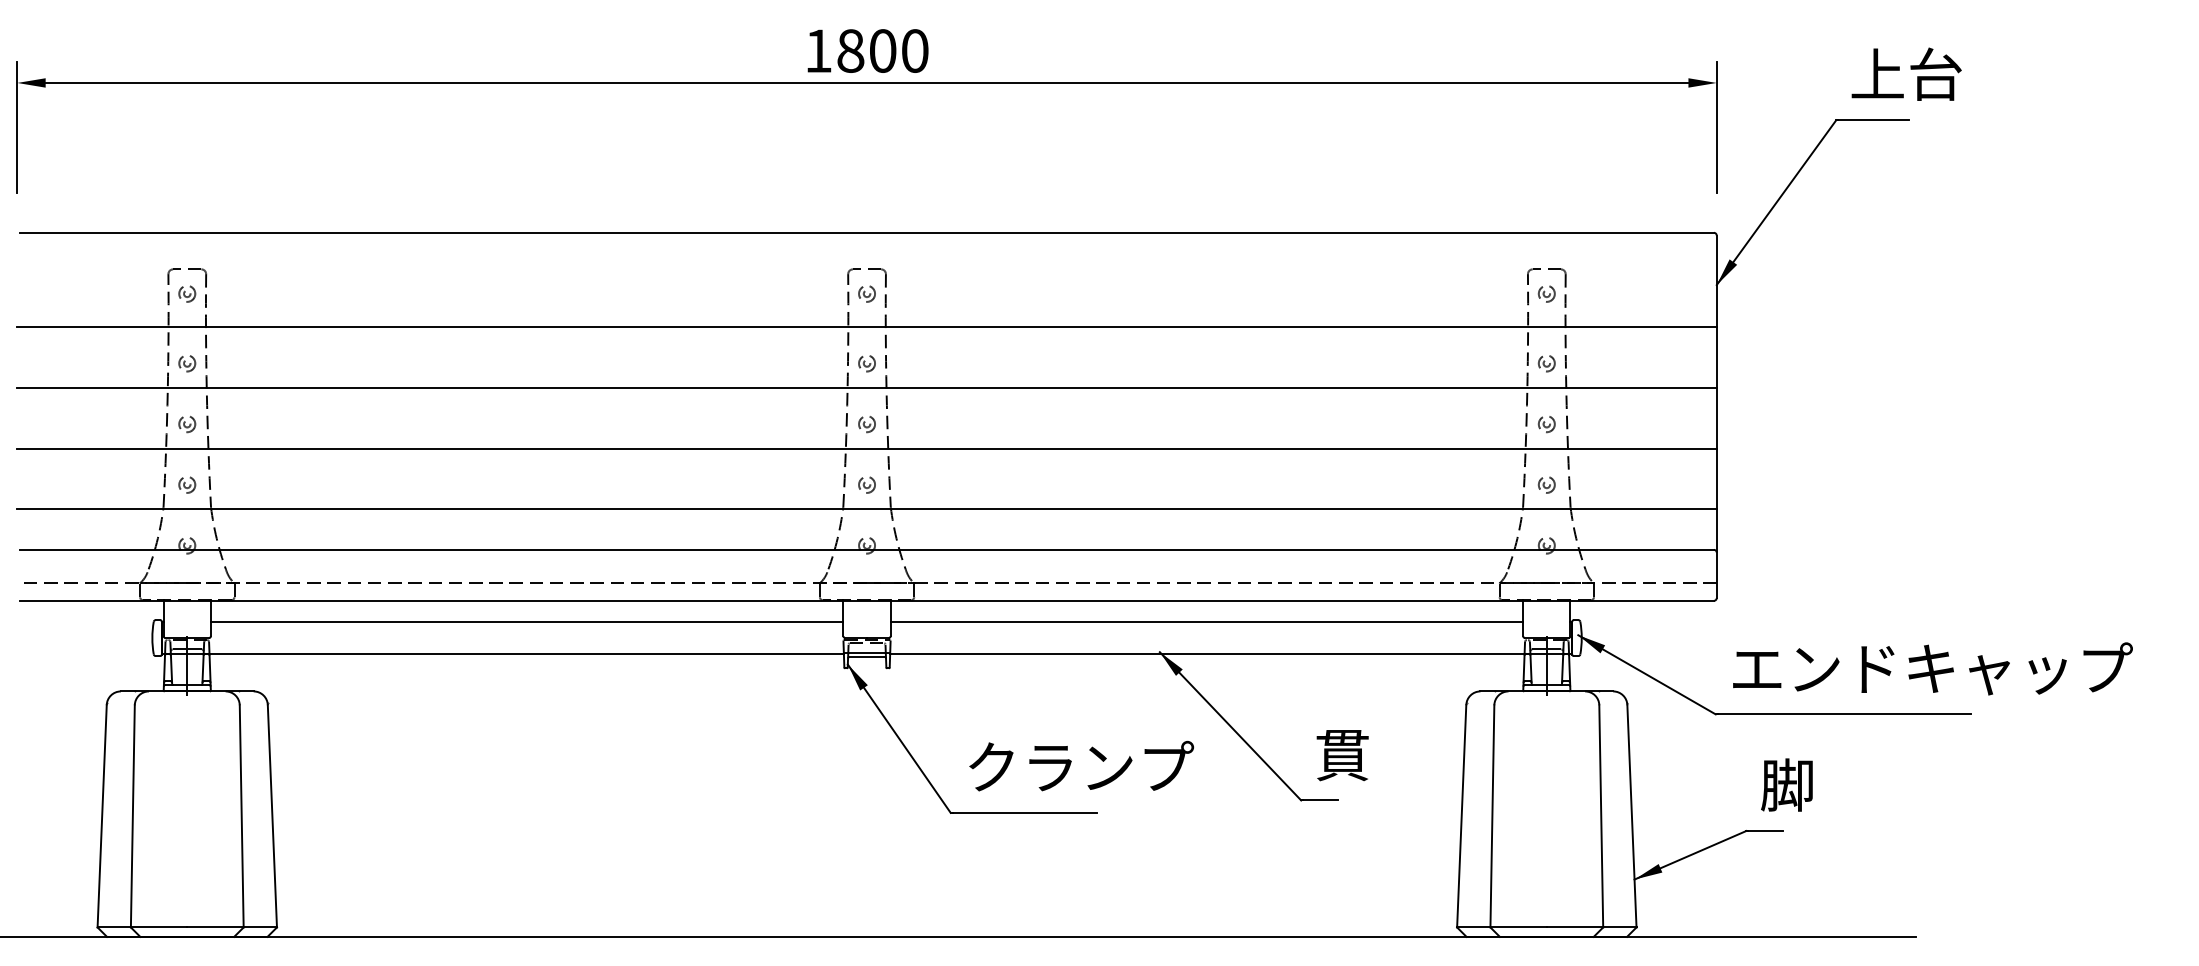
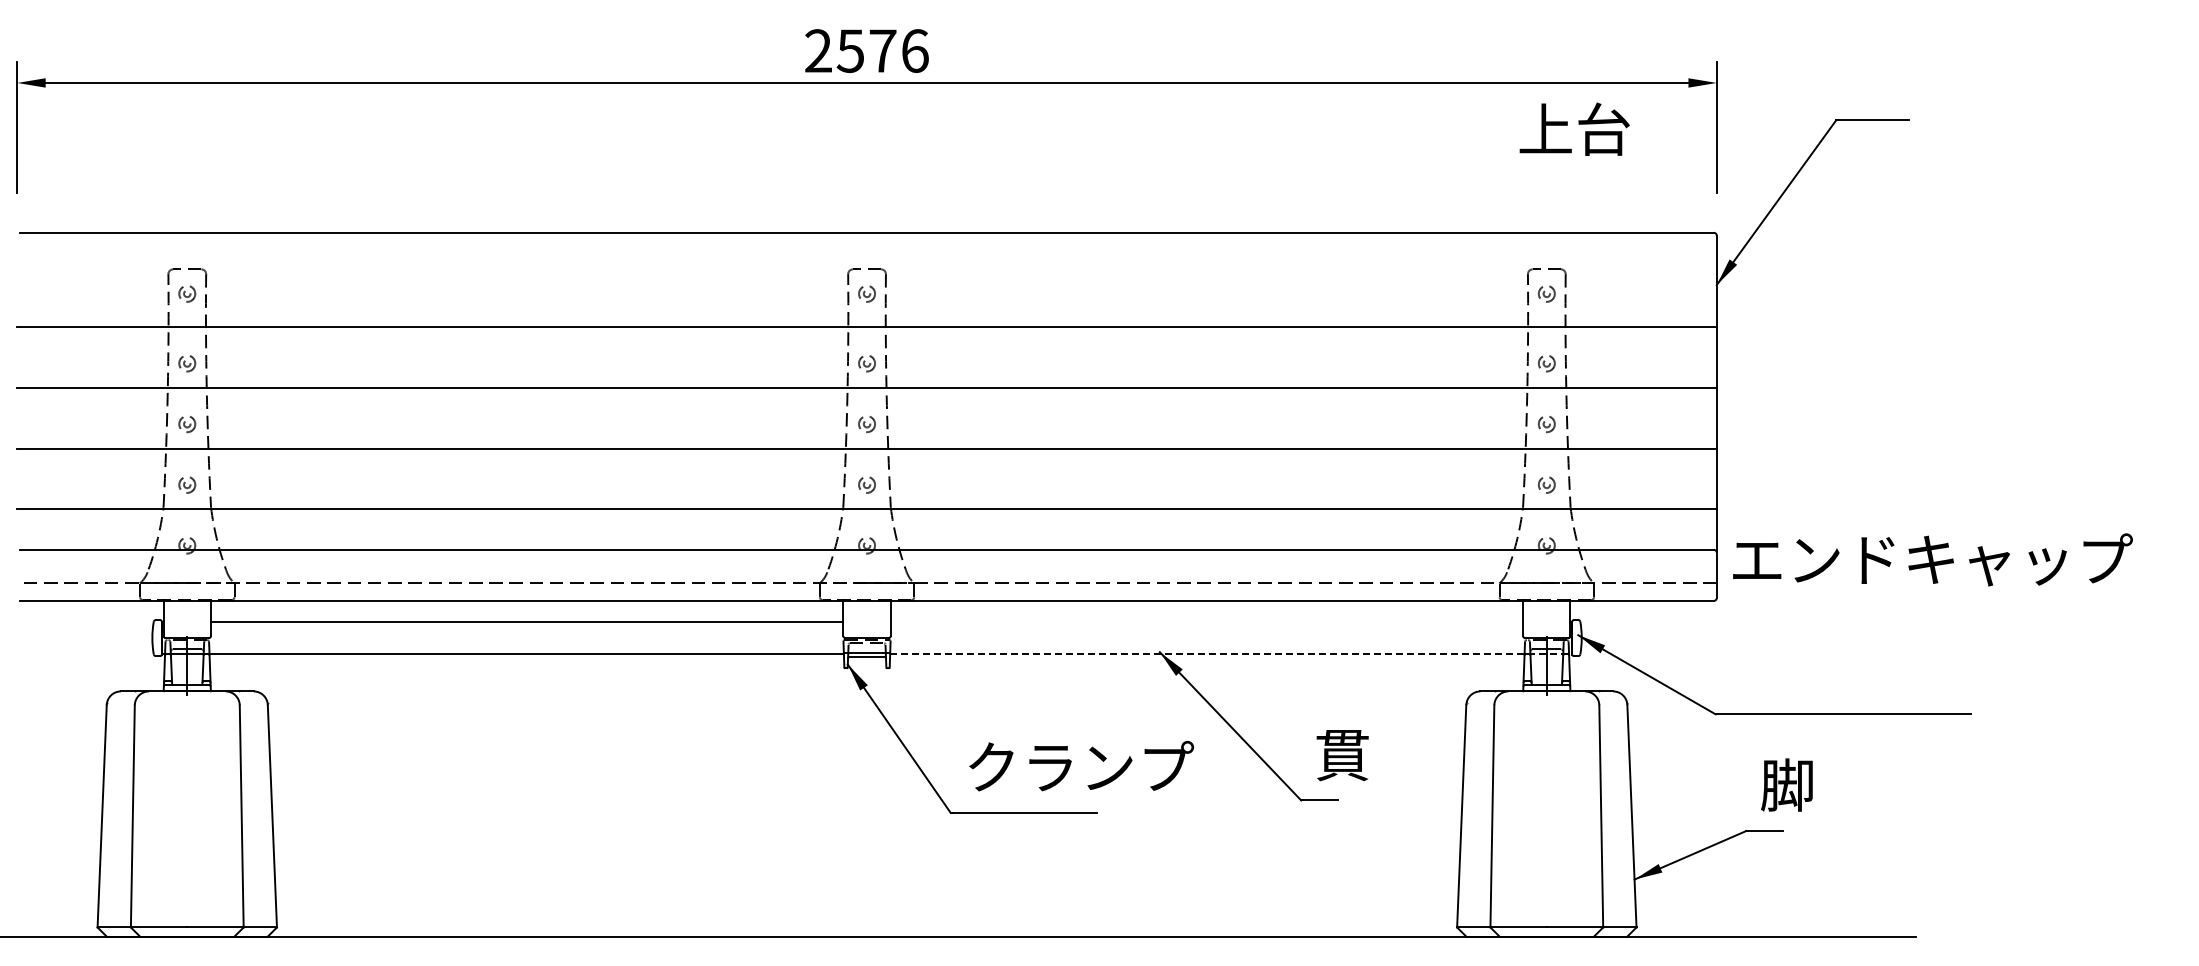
text: 1800 -> 2576 (866, 50)
text position: (1906, 73) -> (1574, 128) (1574, 128)
line: present -> none (1206, 622)
line: solid -> dashed (1231, 654)
text position: (1932, 668) -> (1932, 559) (1932, 559)
